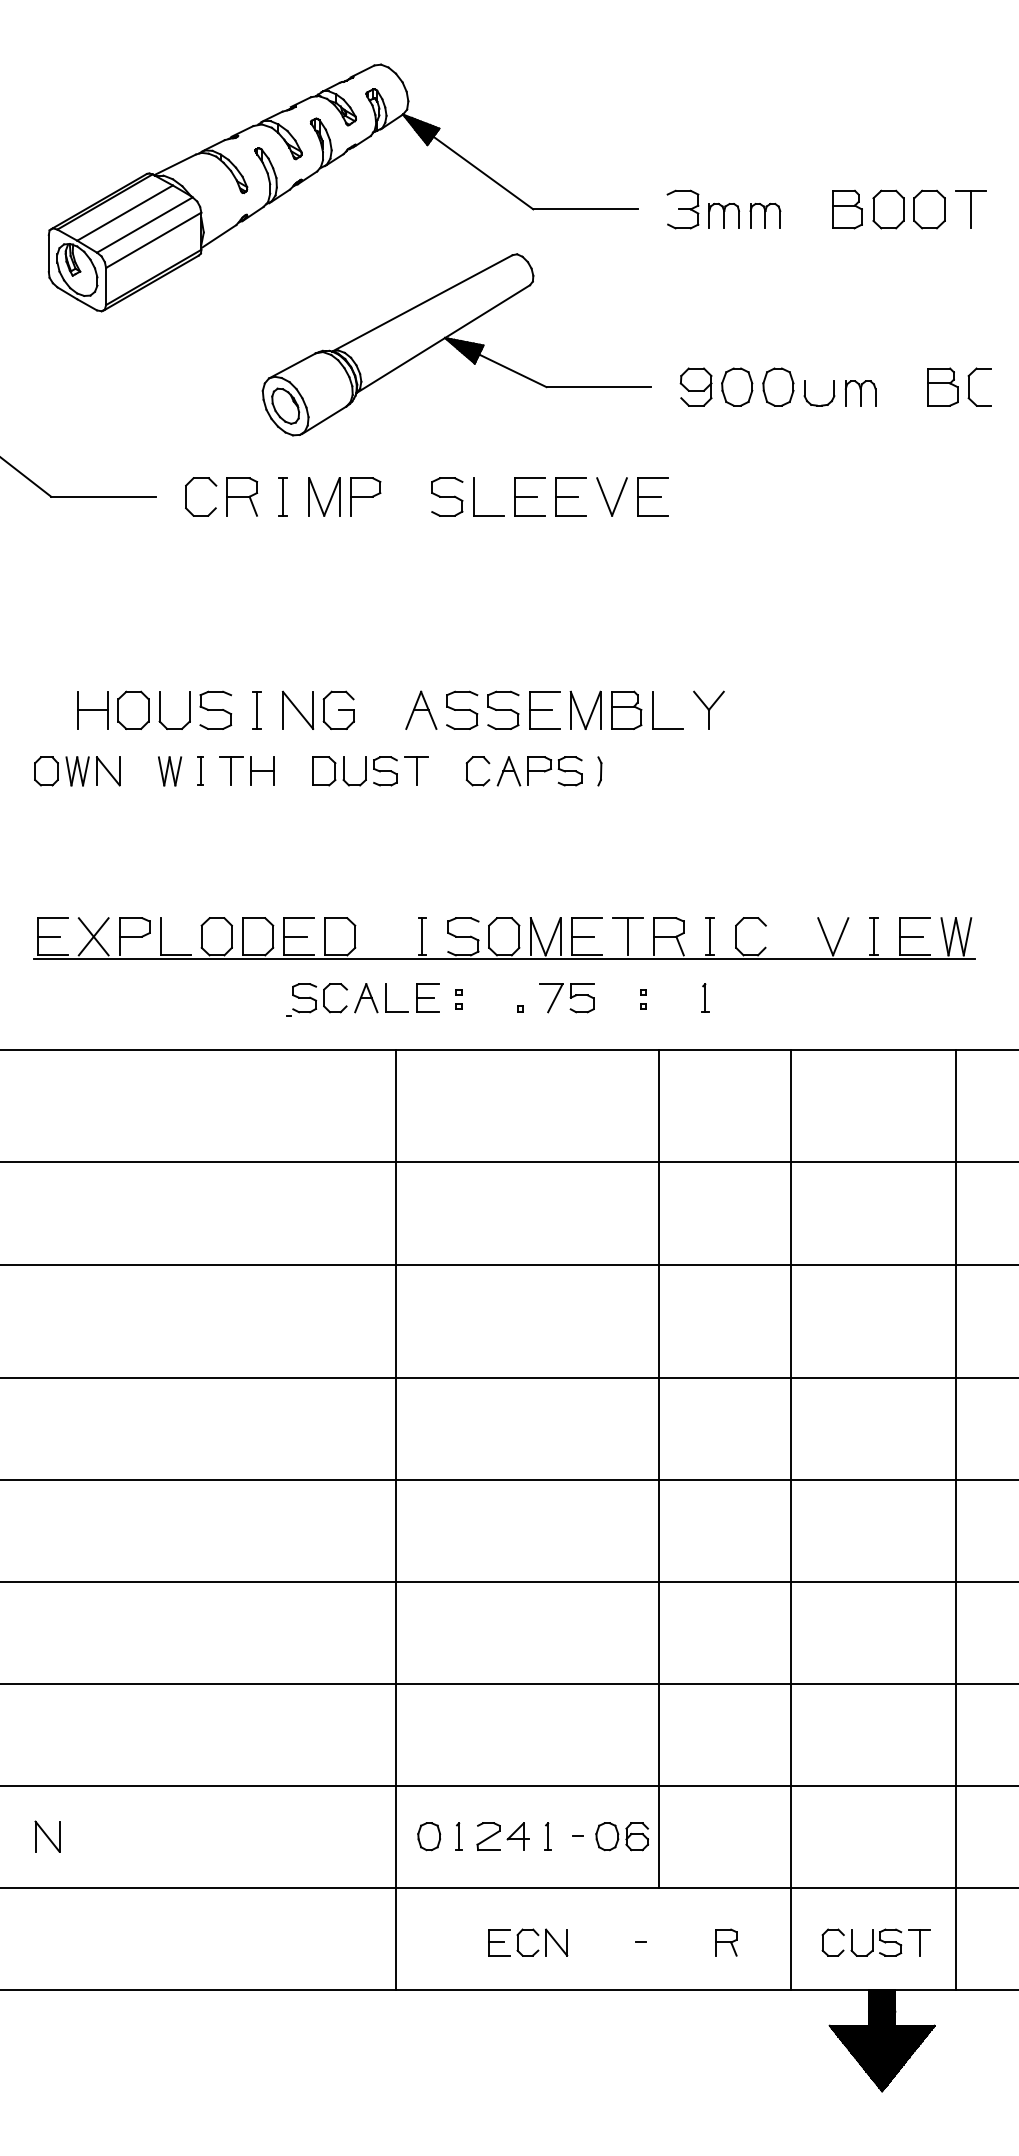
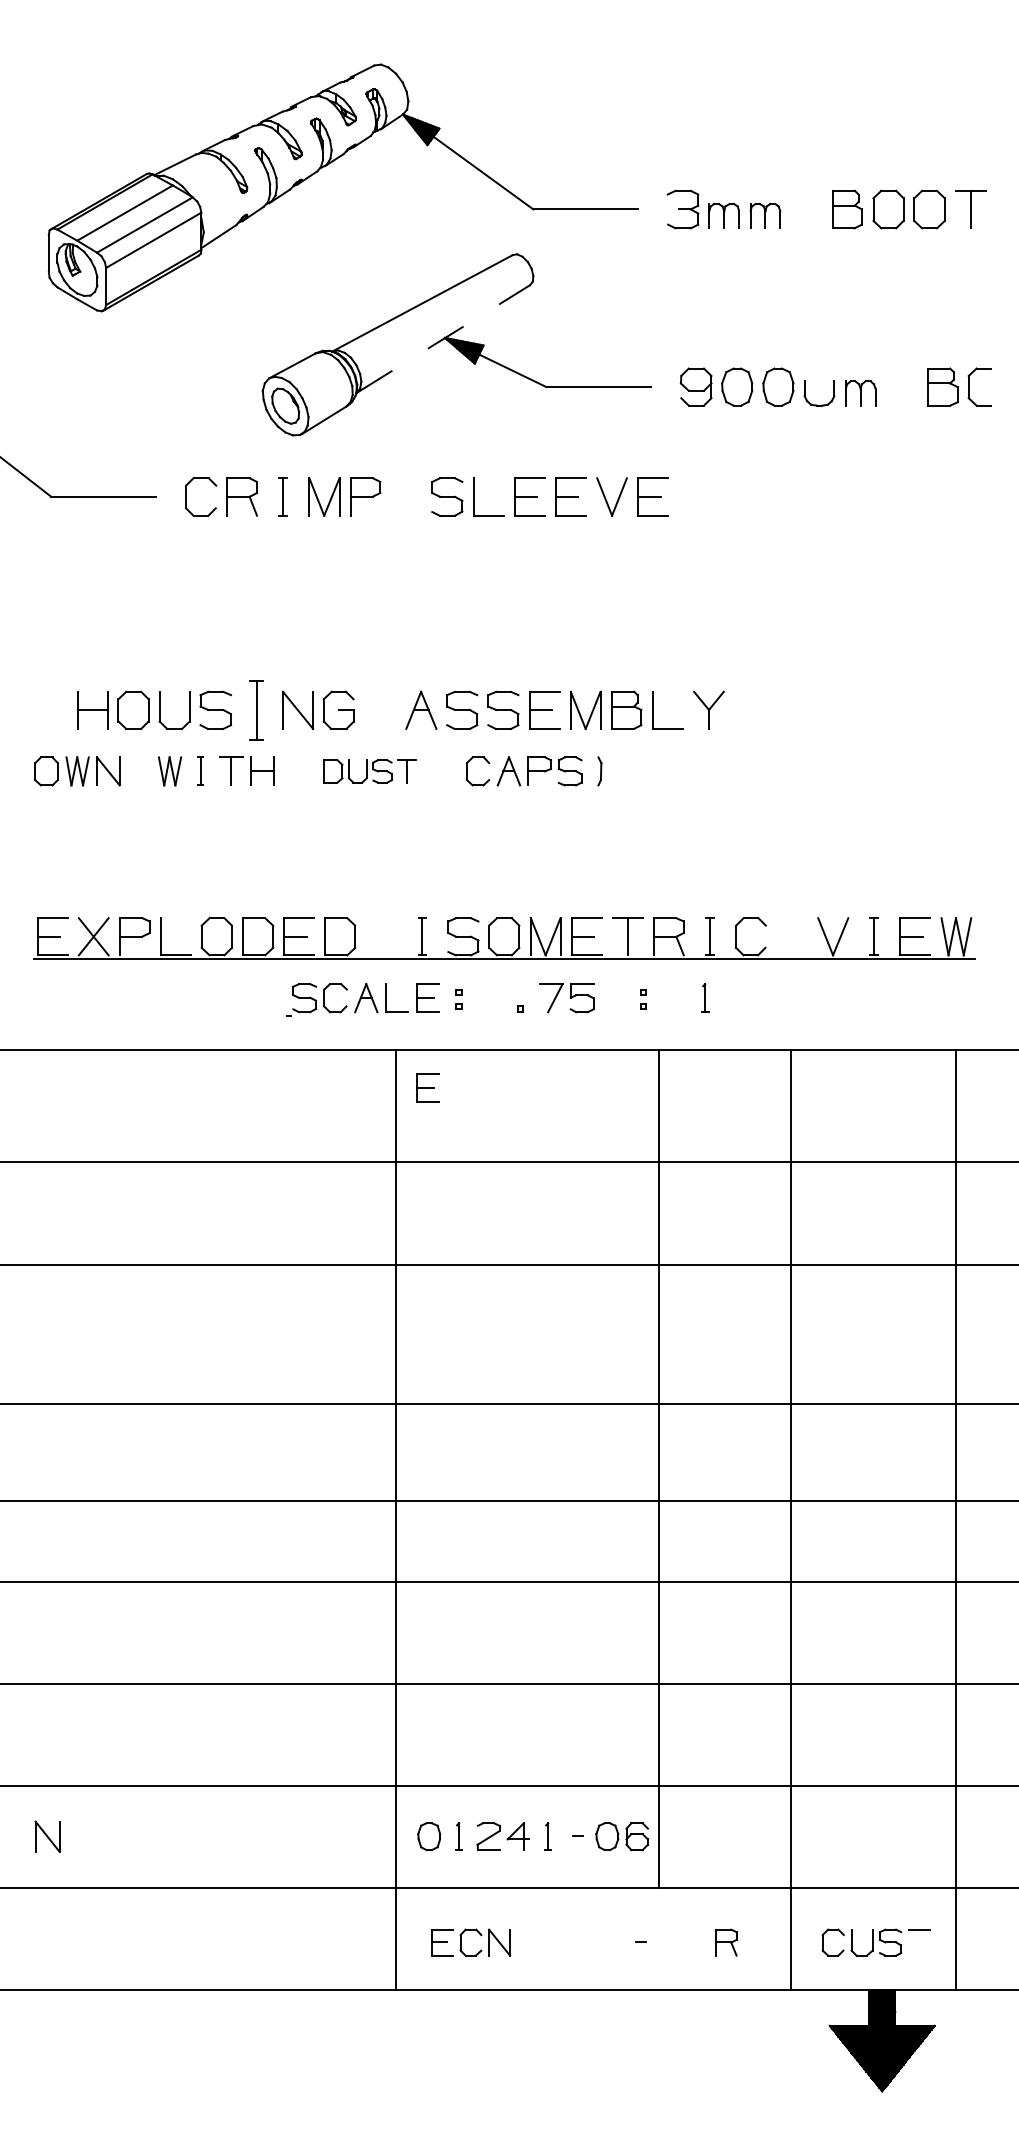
line: solid -> dashed (443, 339)
part size: 10x39 px -> 15x61 px (256, 710)
part size: 117x31 px -> 94x25 px (369, 771)
part: none -> present (427, 1087)
line position: (508, 1377) -> (508, 1403) (508, 1403)
line position: (508, 1480) -> (508, 1501) (508, 1501)
part position: (518, 1942) -> (461, 1942) (461, 1942)
line: present -> none (919, 1942)
